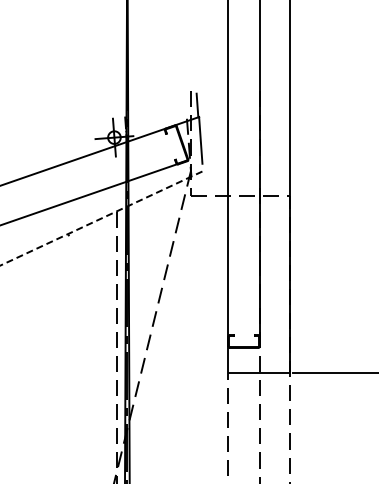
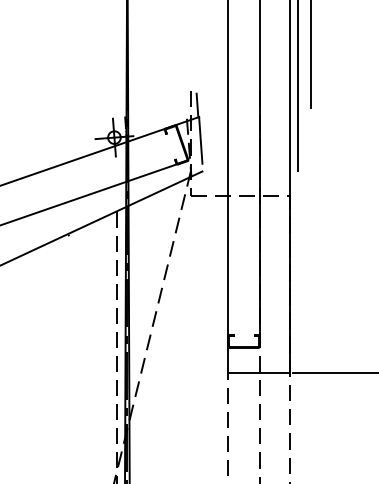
line: none -> present (310, 54)
line: none -> present (297, 86)
line: dashed -> solid (100, 218)
